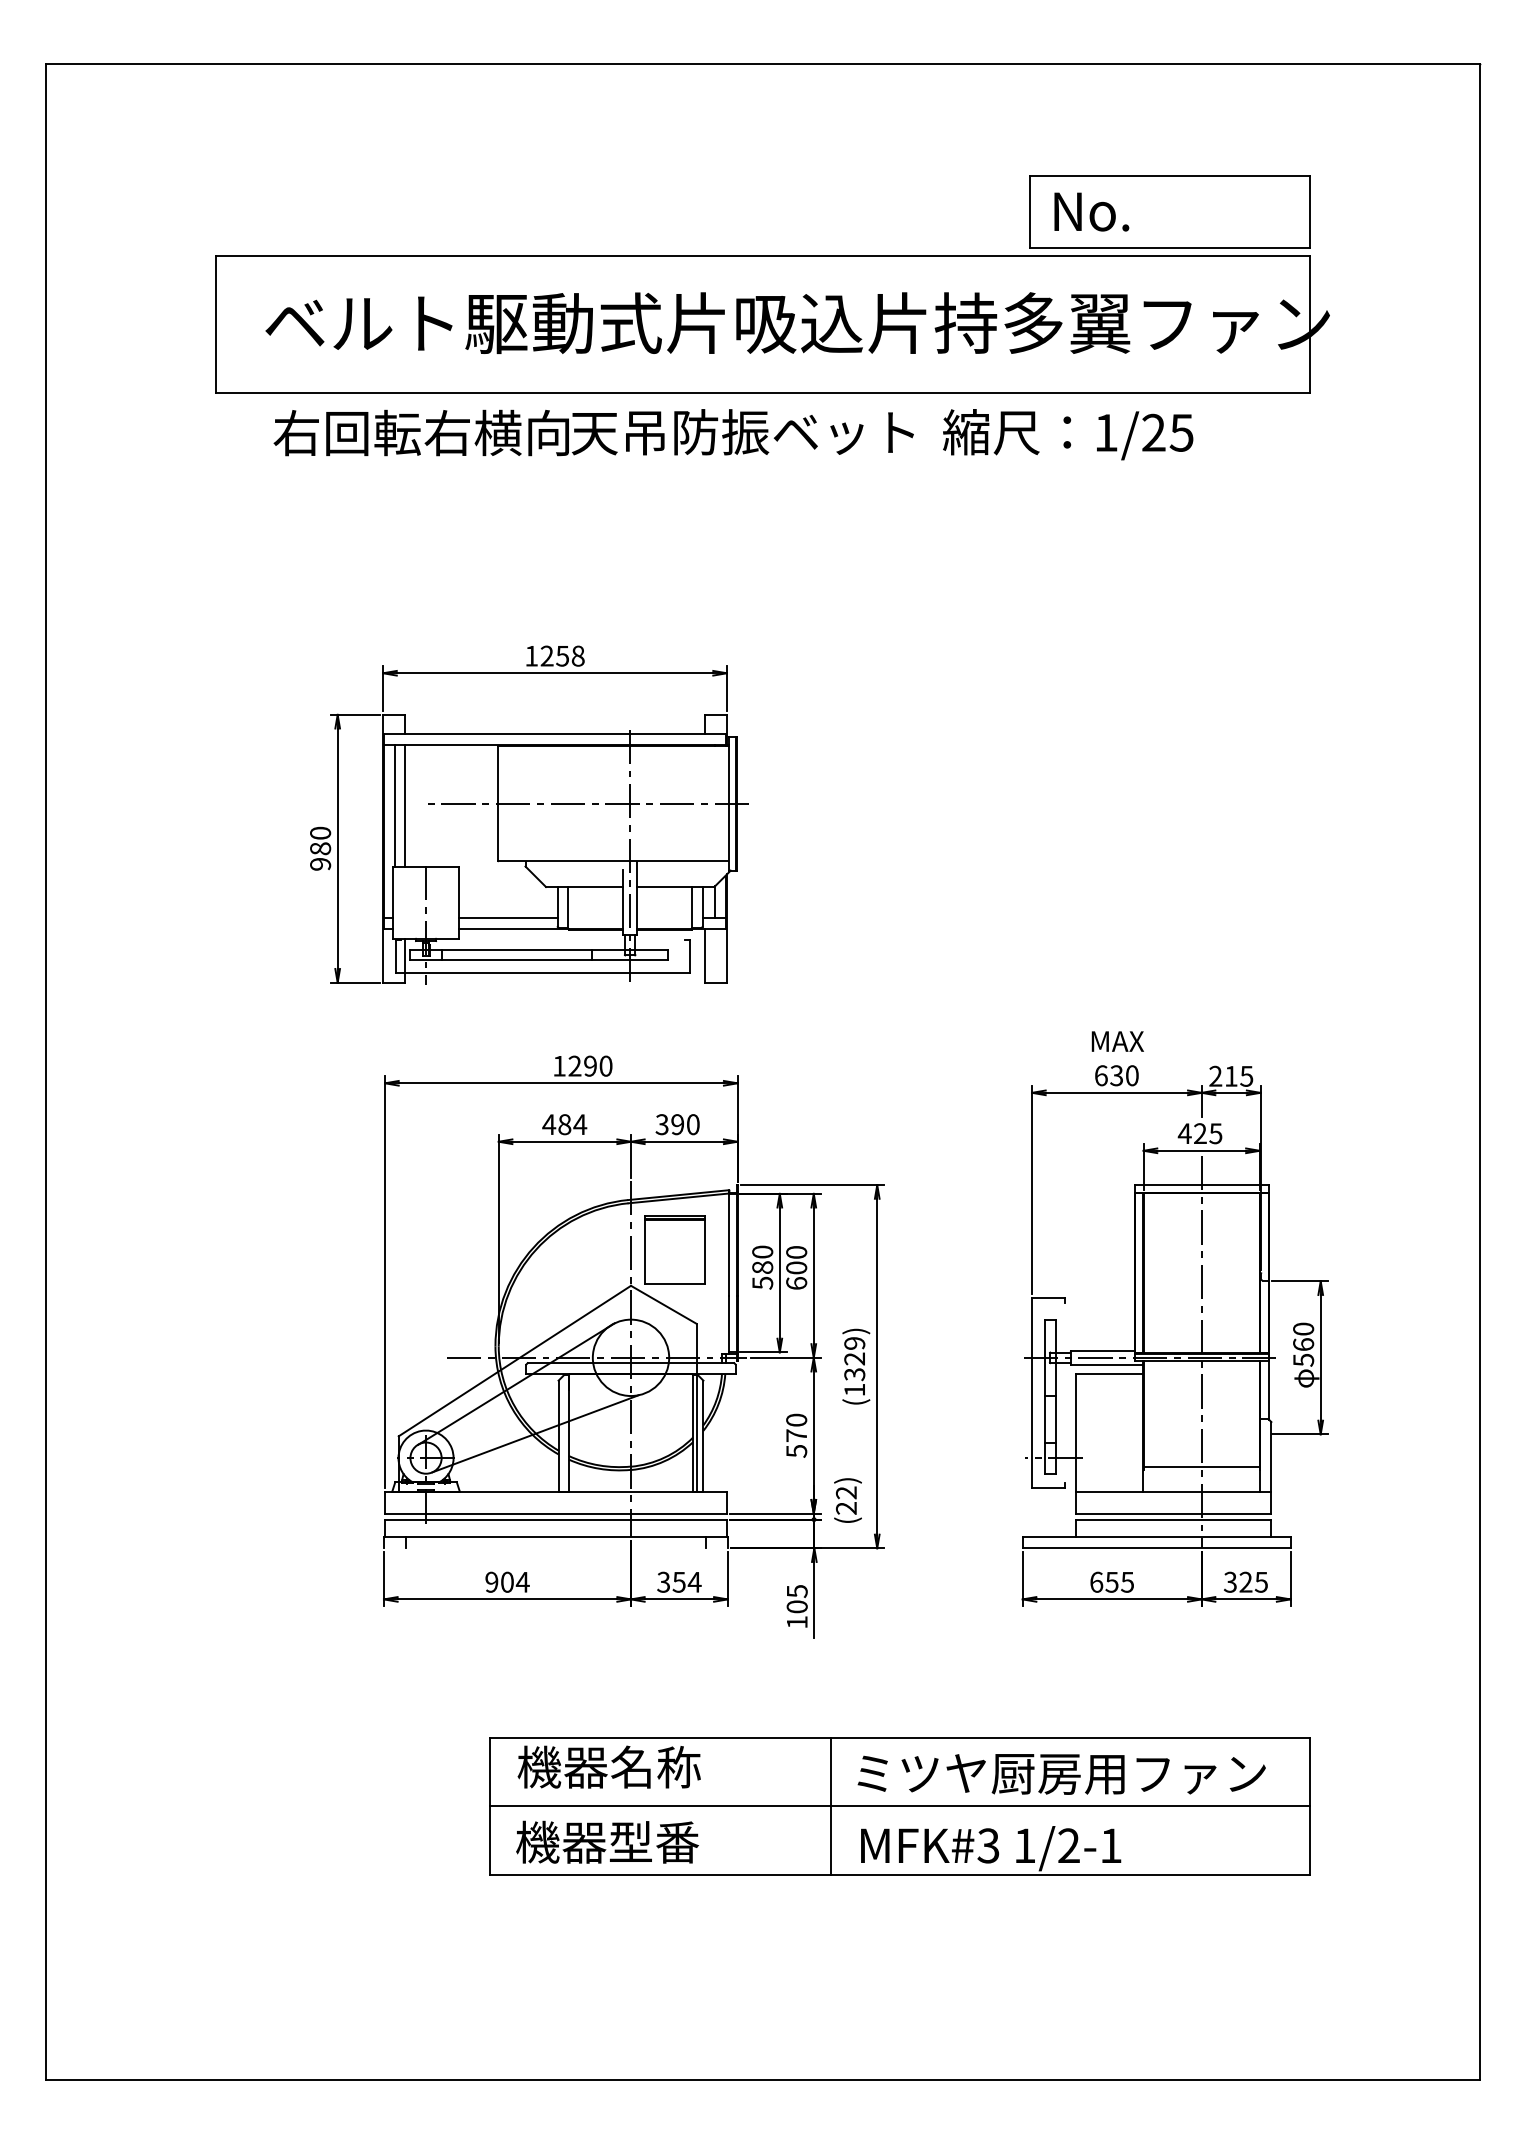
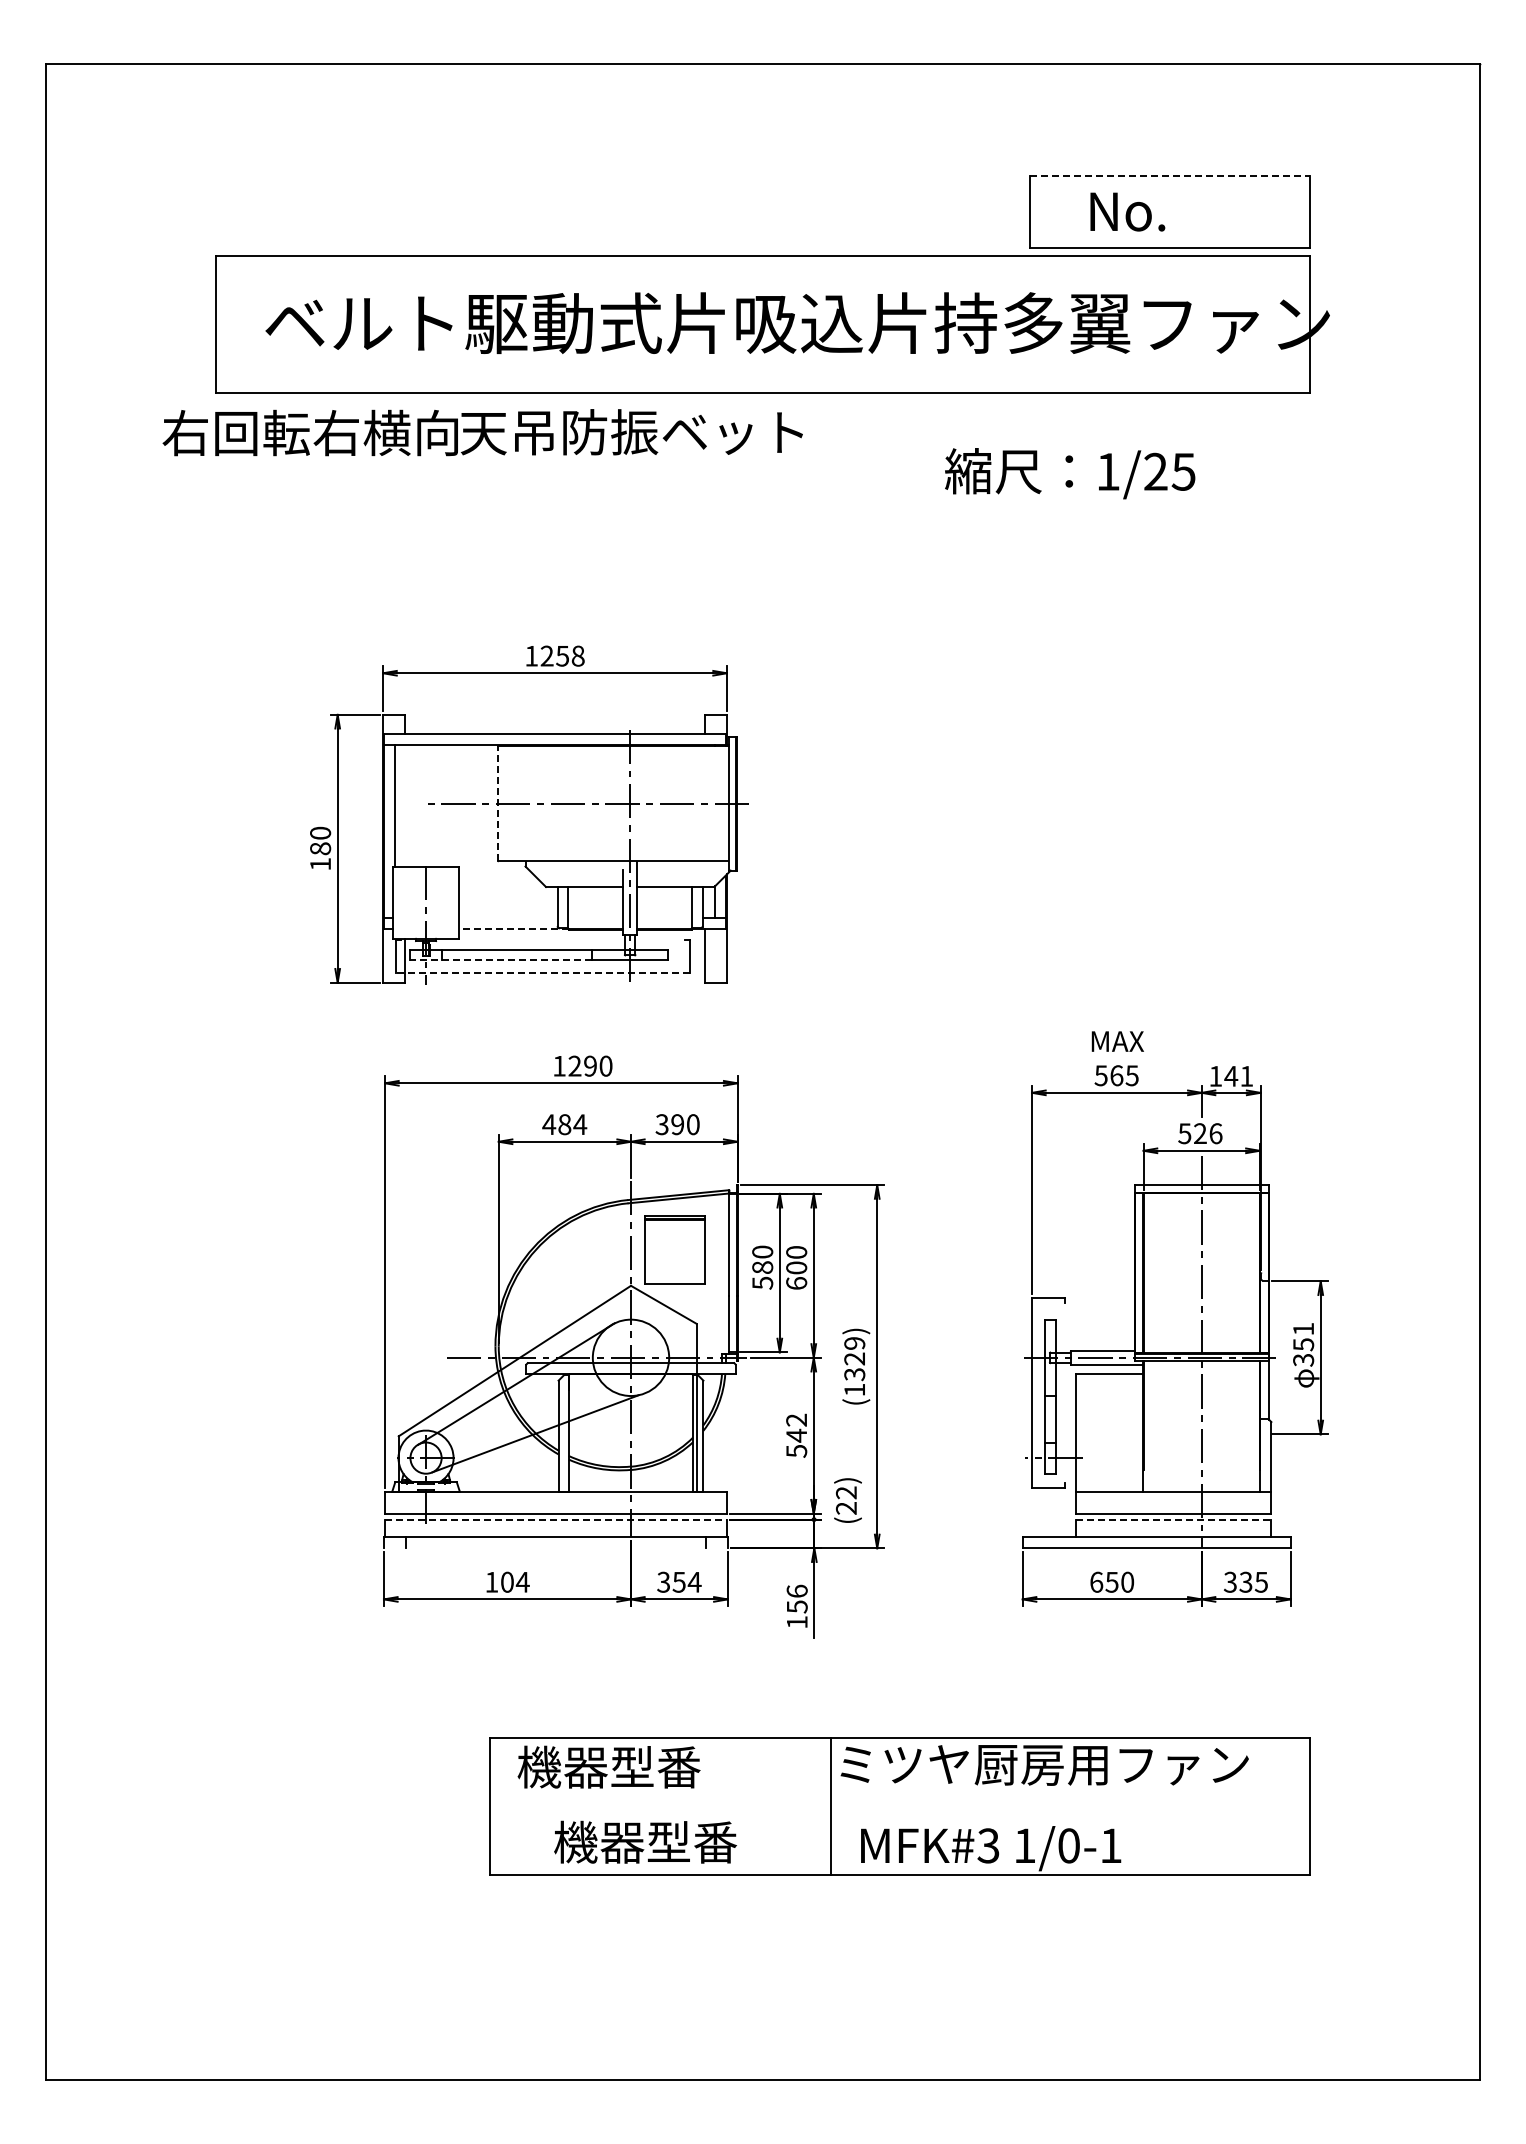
line: solid -> dashed (1169, 175)
text position: (1091, 211) -> (1127, 211) (1127, 211)
text position: (593, 432) -> (482, 432) (482, 432)
text position: (1068, 434) -> (1070, 473) (1070, 473)
line: solid -> dashed (497, 803)
line: present -> none (405, 805)
text: 980 -> 180 (320, 864)
line: present -> none (508, 918)
line: solid -> dashed (513, 929)
line: solid -> dashed (501, 960)
line: solid -> dashed (542, 973)
text: 630 -> 565 (1116, 1075)
text: 215 -> 141 (1231, 1075)
text: 425 -> 526 (1199, 1133)
text: 560 -> 351 (1303, 1344)
text: 570 -> 542 (796, 1427)
line: present -> none (1201, 1467)
line: solid -> dashed (555, 1519)
line: solid -> dashed (1173, 1519)
text: 904 -> 104 (491, 1581)
text: 655 -> 650 (1127, 1581)
text: 325 -> 335 (1245, 1582)
text: 105 -> 156 (796, 1598)
text: 機器名称 -> 機器型番 (655, 1766)
text position: (1061, 1774) -> (1044, 1765) (1044, 1765)
line: present -> none (899, 1806)
text position: (607, 1841) -> (645, 1841) (645, 1841)
text: 1/2-1 -> 1/0-1 (1068, 1845)
